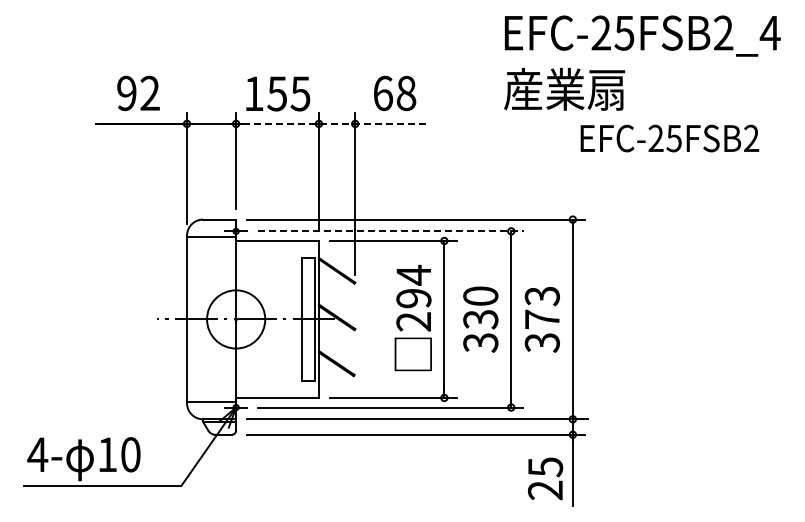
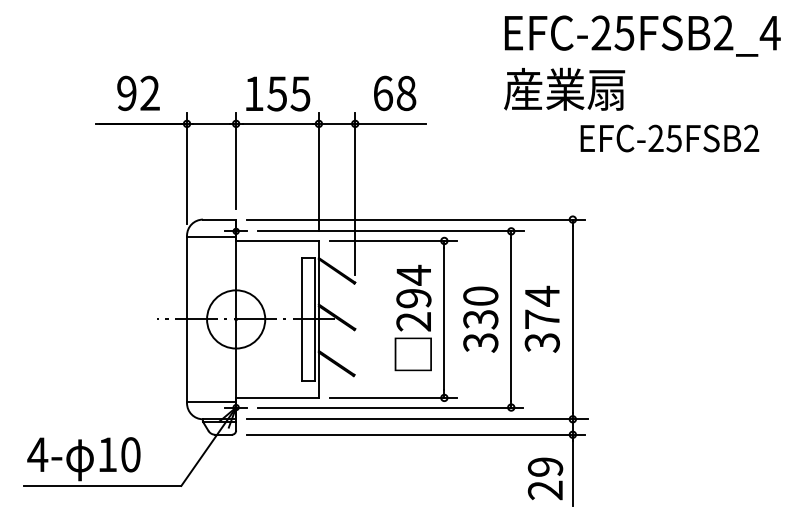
line: dashed -> solid (334, 123)
line: dashed -> solid (391, 231)
text: 373 -> 374 (541, 295)
text: 25 -> 29 (545, 467)
